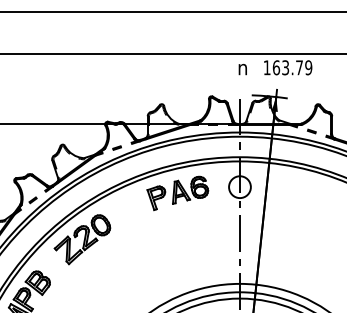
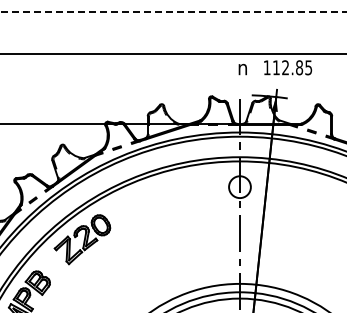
line: solid -> dashed (173, 12)
text: 163.79 -> 112.85 (292, 67)
part: present -> none (177, 193)
